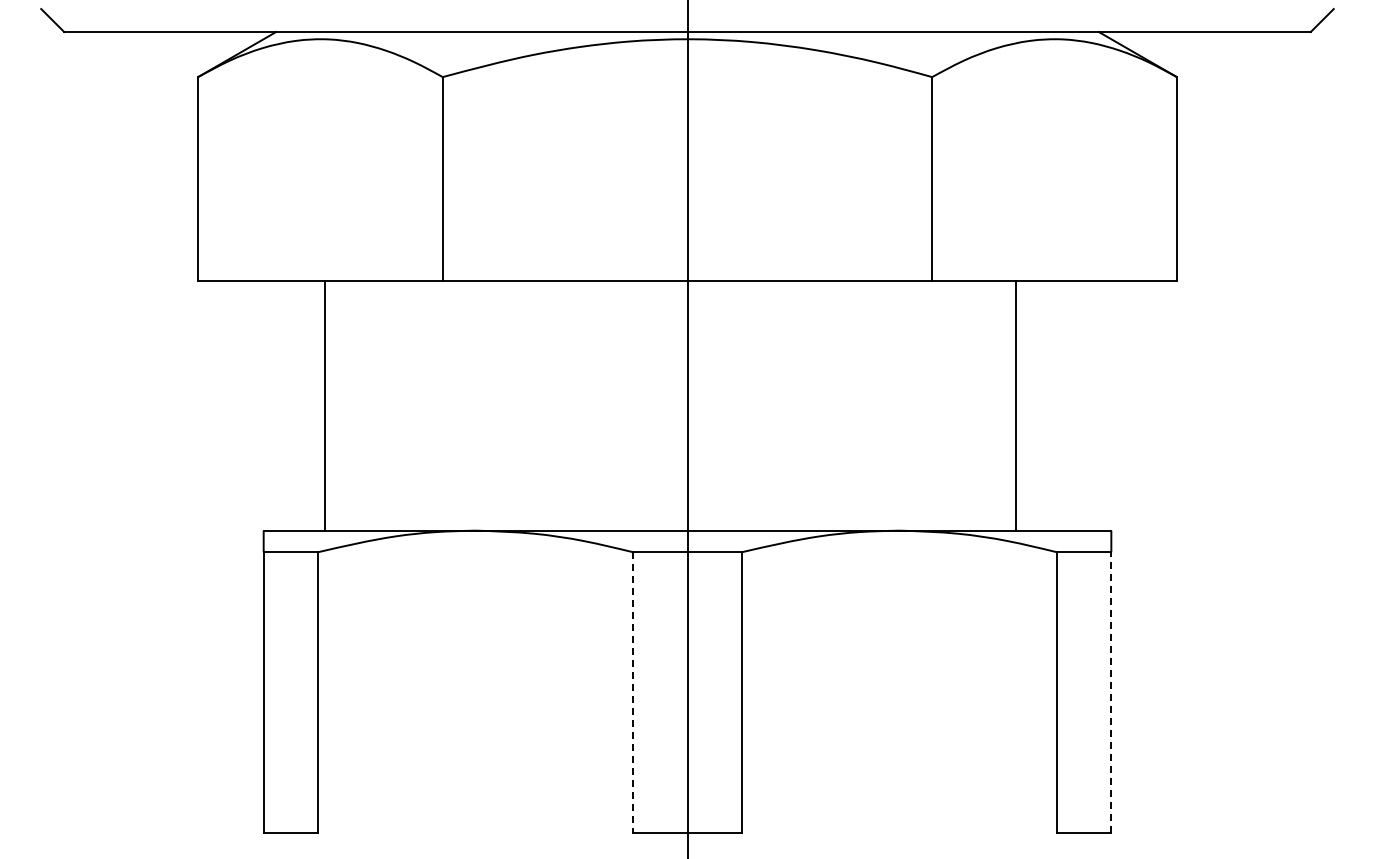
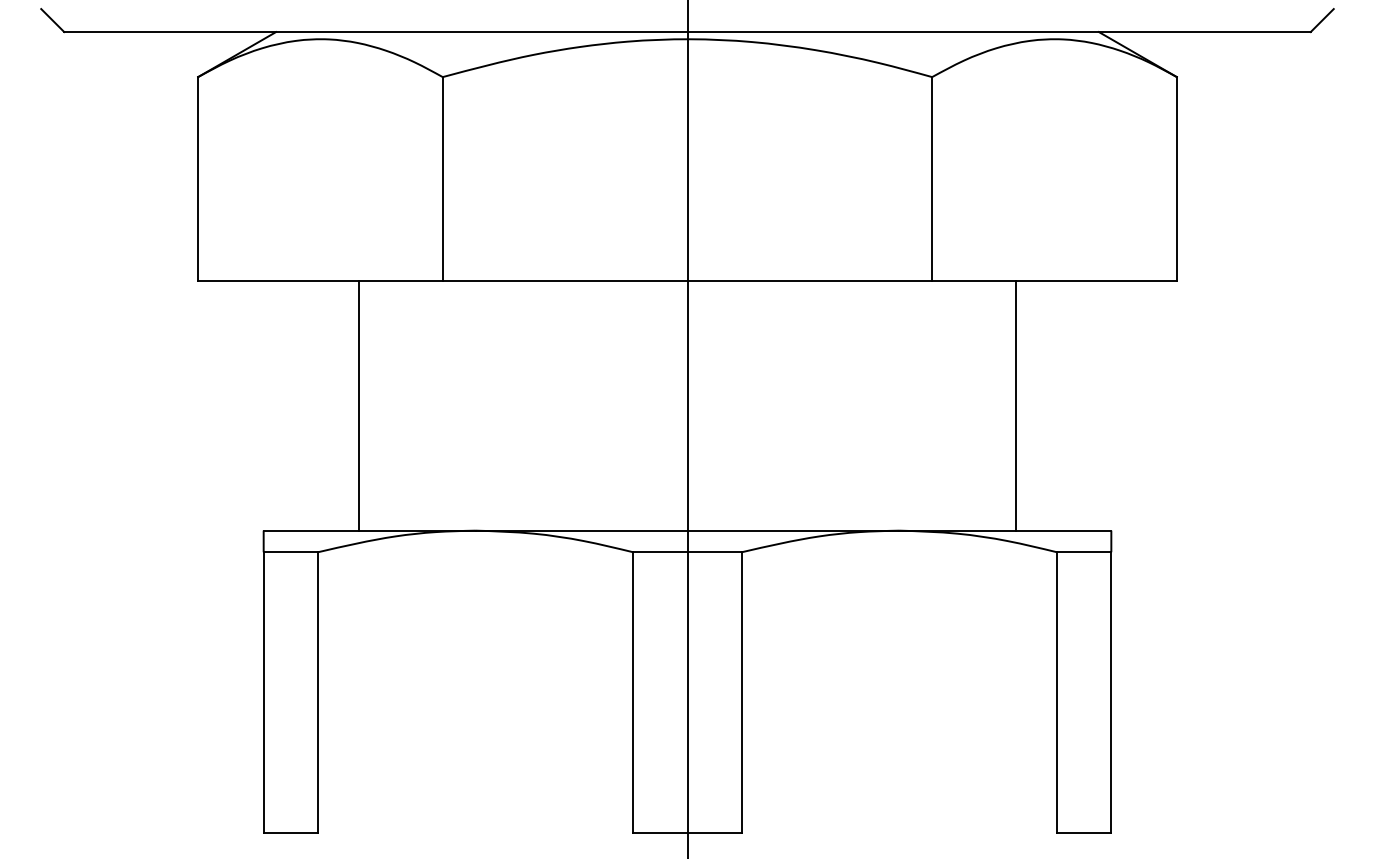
line position: (325, 405) -> (359, 405) (359, 405)
line: dashed -> solid (1111, 692)
line: dashed -> solid (633, 693)
